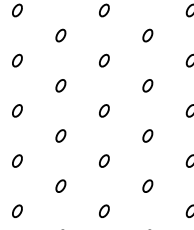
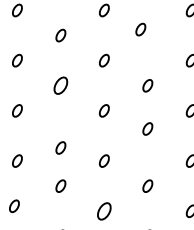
part position: (147, 35) -> (140, 29) (140, 29)
part size: 12x14 px -> 16x19 px (60, 85)
part position: (60, 135) -> (60, 147) (60, 147)
part position: (147, 135) -> (147, 128) (147, 128)
part position: (17, 210) -> (14, 205) (14, 205)
part size: 11x14 px -> 15x19 px (104, 211)
